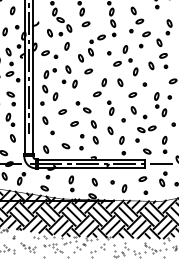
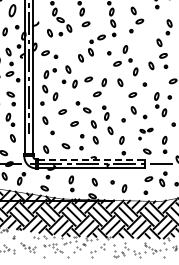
part size: 6x10 px -> 9x14 px (12, 10)
part: present -> none (144, 39)
part: present -> none (66, 46)
part position: (88, 71) -> (88, 79) (88, 79)
part position: (110, 107) -> (105, 112) (105, 112)
part size: 22x18 px -> 16x14 px (145, 133)
line: solid -> dashed (91, 159)
part position: (142, 178) -> (148, 178) (148, 178)
